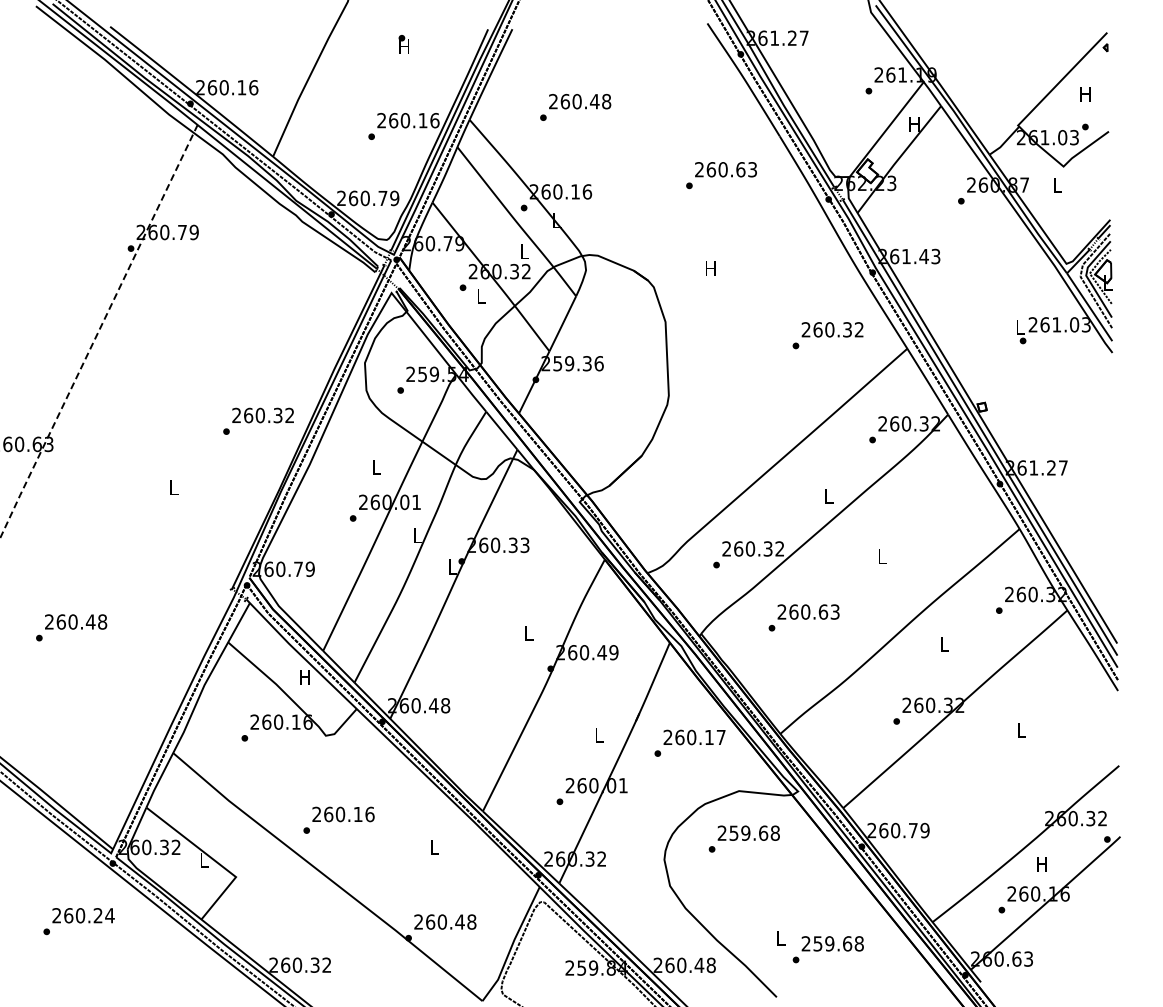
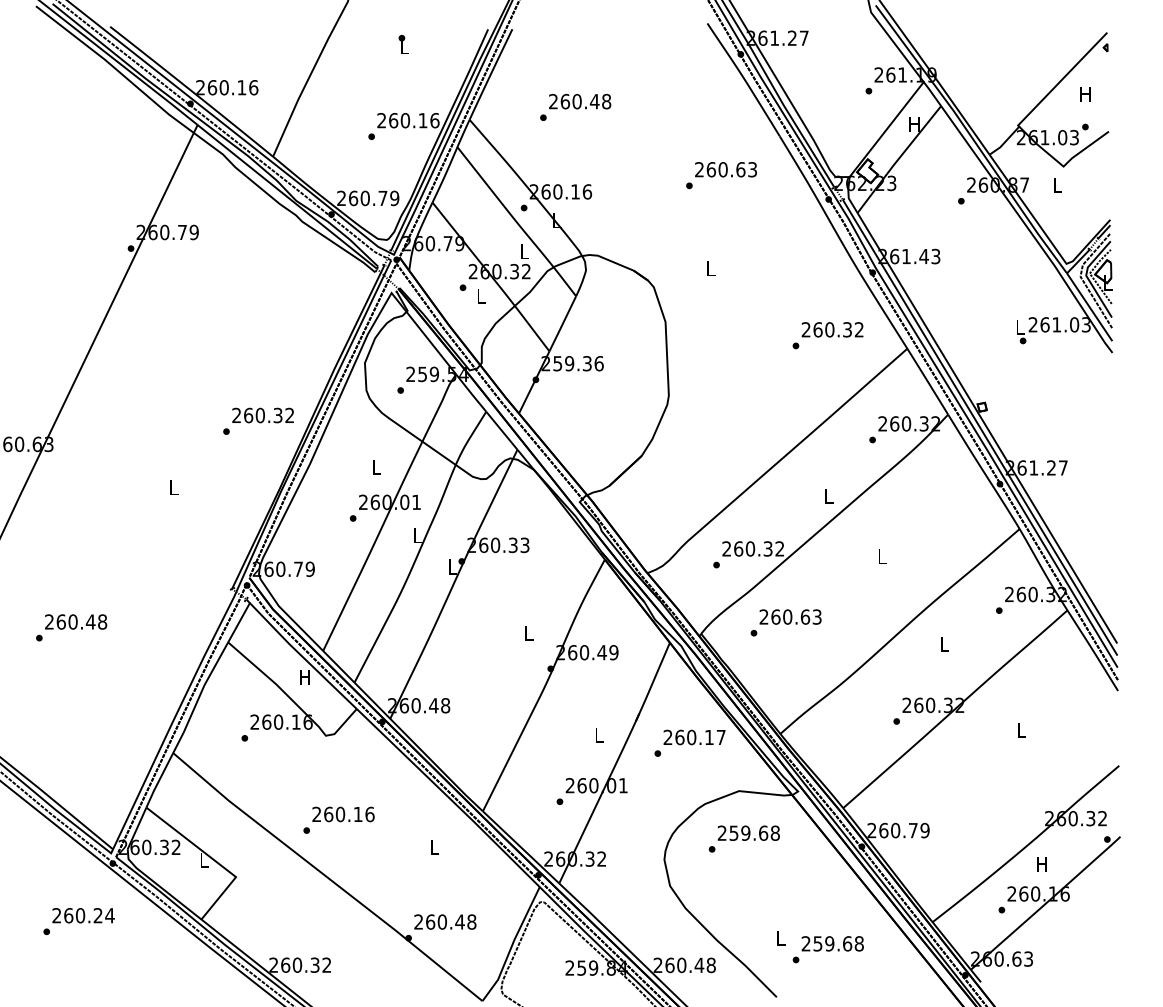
text: H -> L (403, 46)
text: H -> L (710, 268)
line: dashed -> solid (98, 332)
text position: (803, 617) -> (785, 622) (785, 622)
